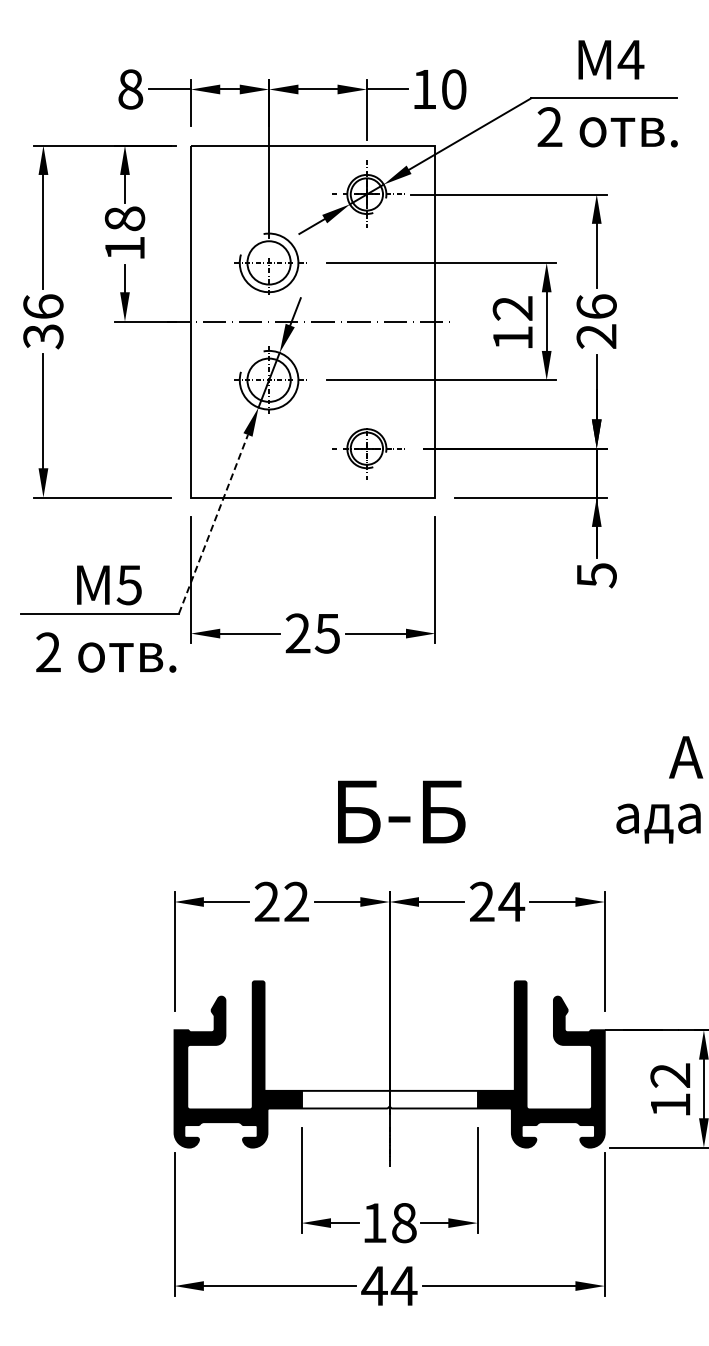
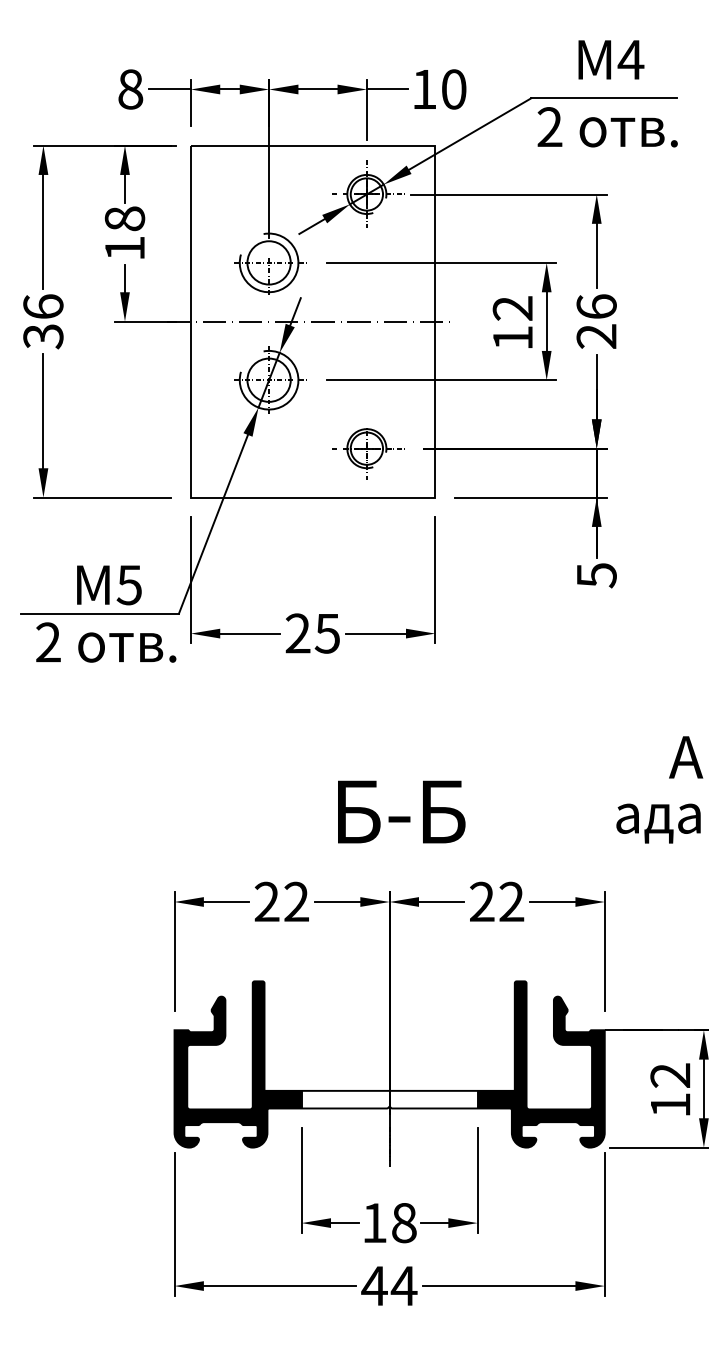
line: dashed -> solid (213, 524)
text position: (106, 652) -> (106, 642) (106, 642)
text: 24 -> 22 (511, 901)
